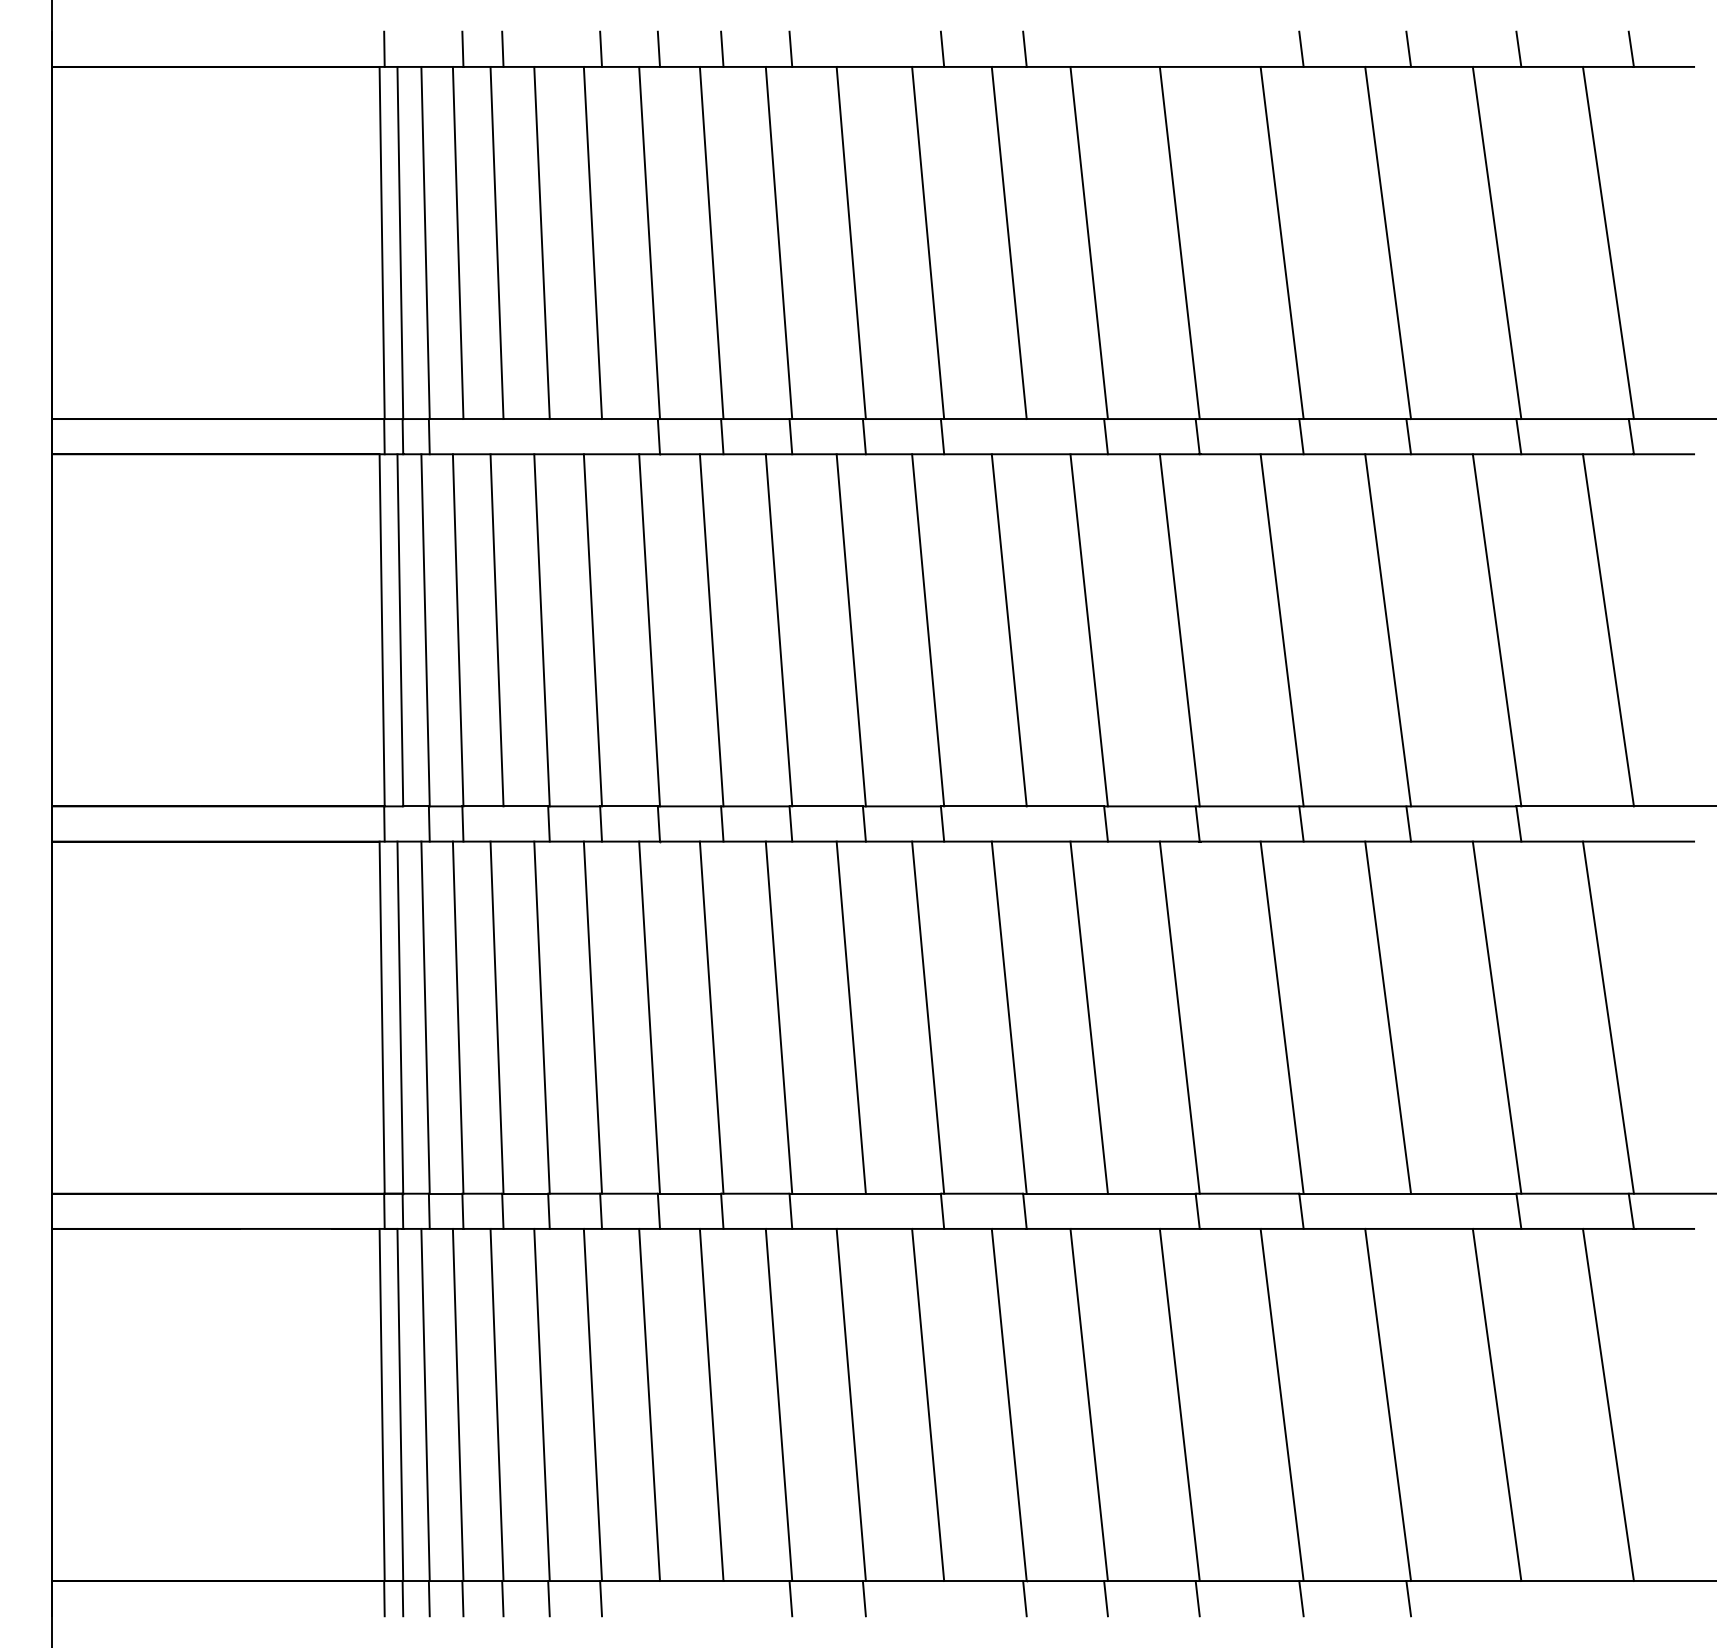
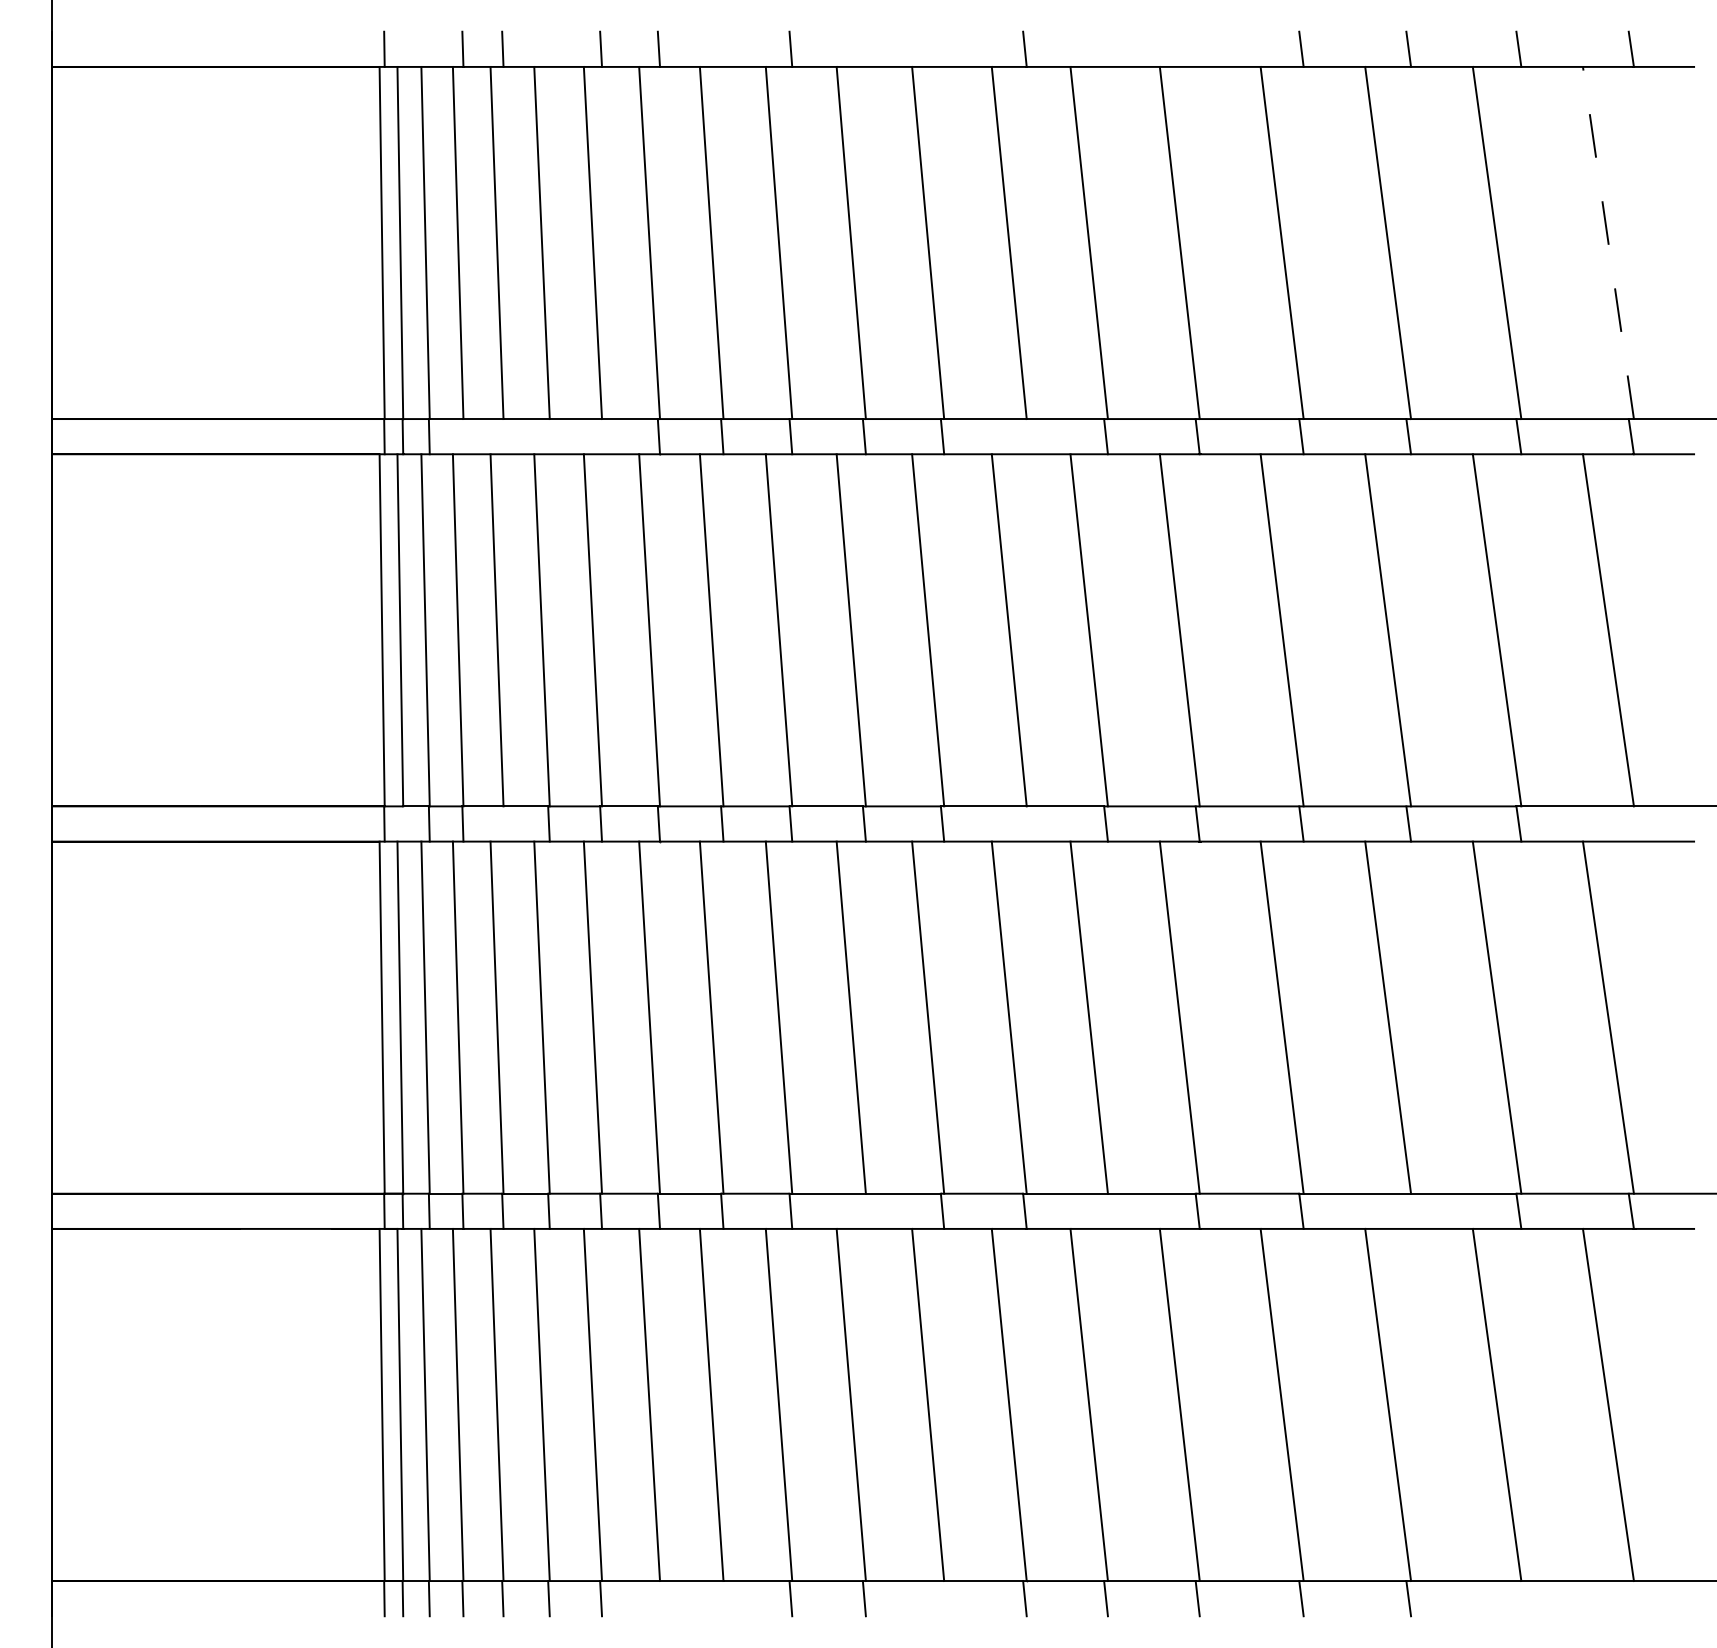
line: present -> none (722, 48)
line: present -> none (942, 48)
line: solid -> dashed (1608, 243)
